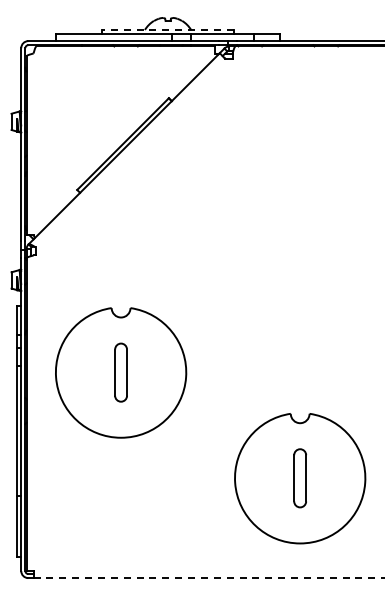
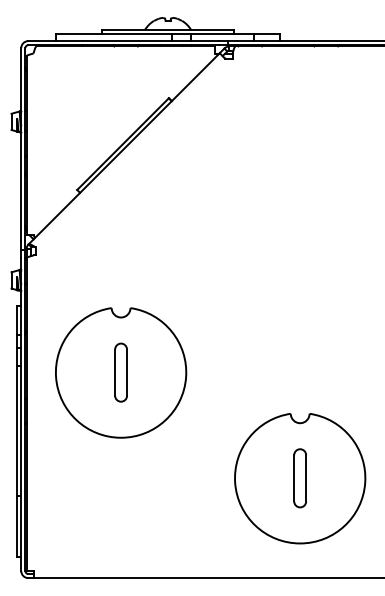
line: dashed -> solid (168, 29)
line: dashed -> solid (209, 578)
